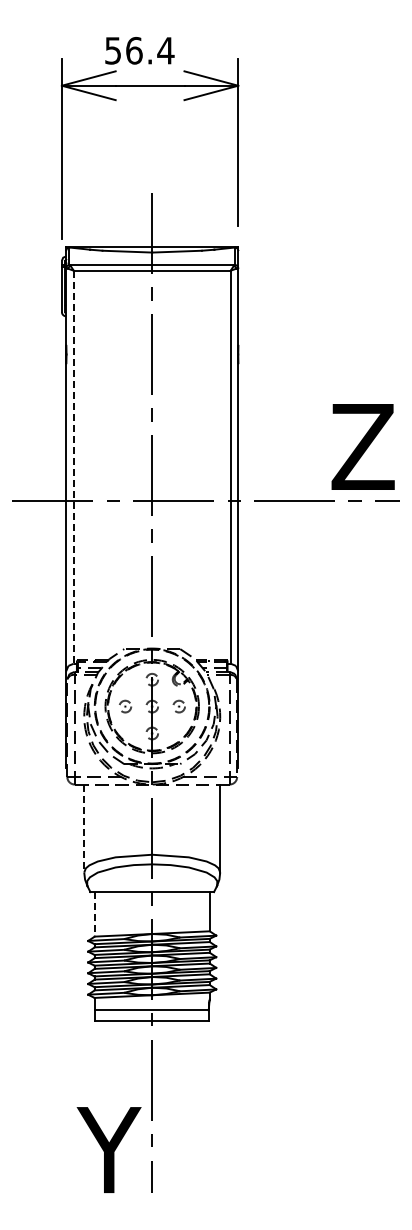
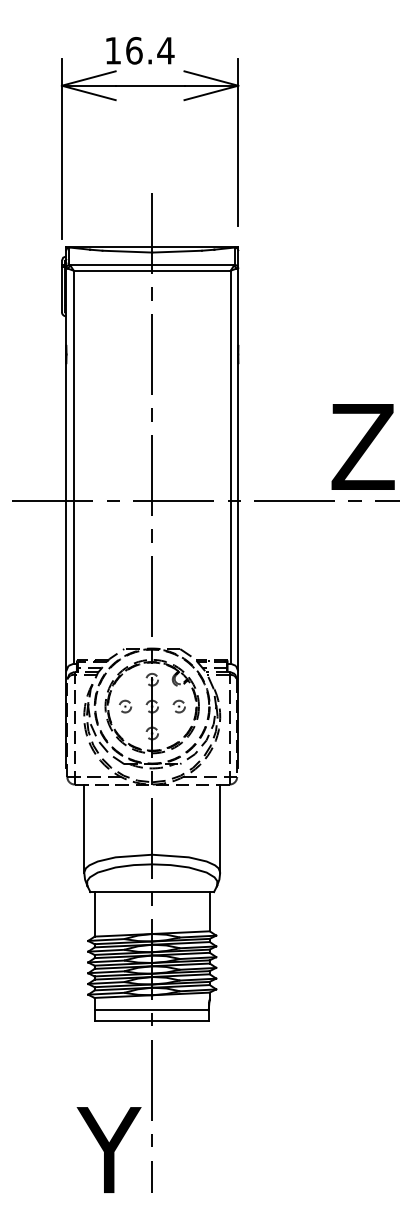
text: 56.4 -> 16.4 (112, 50)
line: dashed -> solid (73, 467)
line: dashed -> solid (84, 828)
line: dashed -> solid (94, 914)
